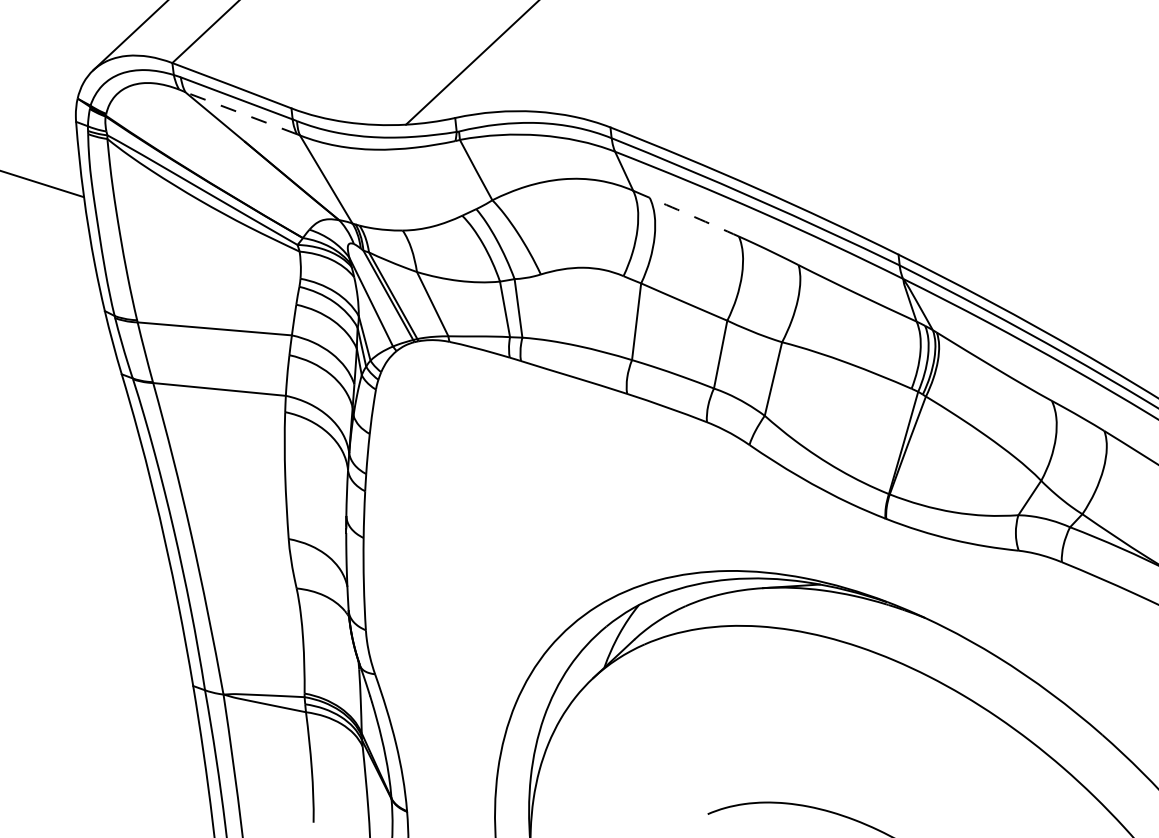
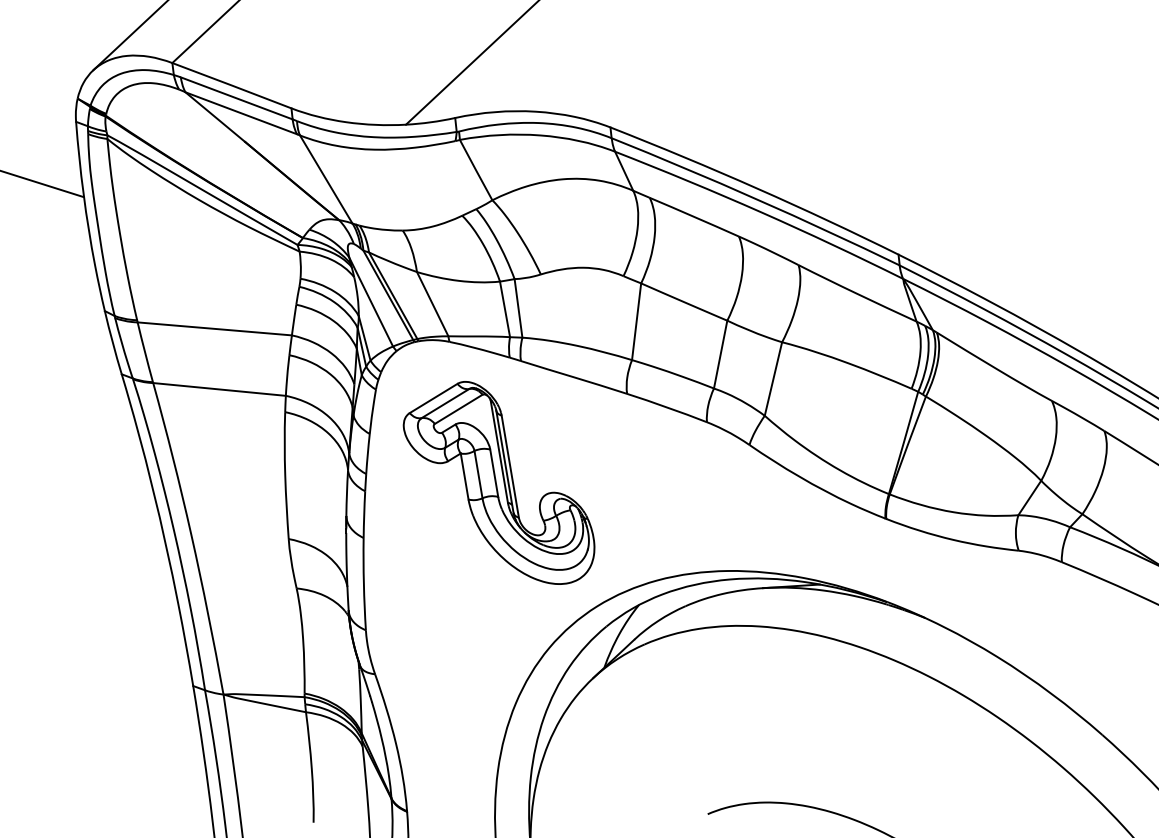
line: dashed -> solid (241, 113)
arc: dashed -> solid (694, 216)
part: none -> present (498, 482)
